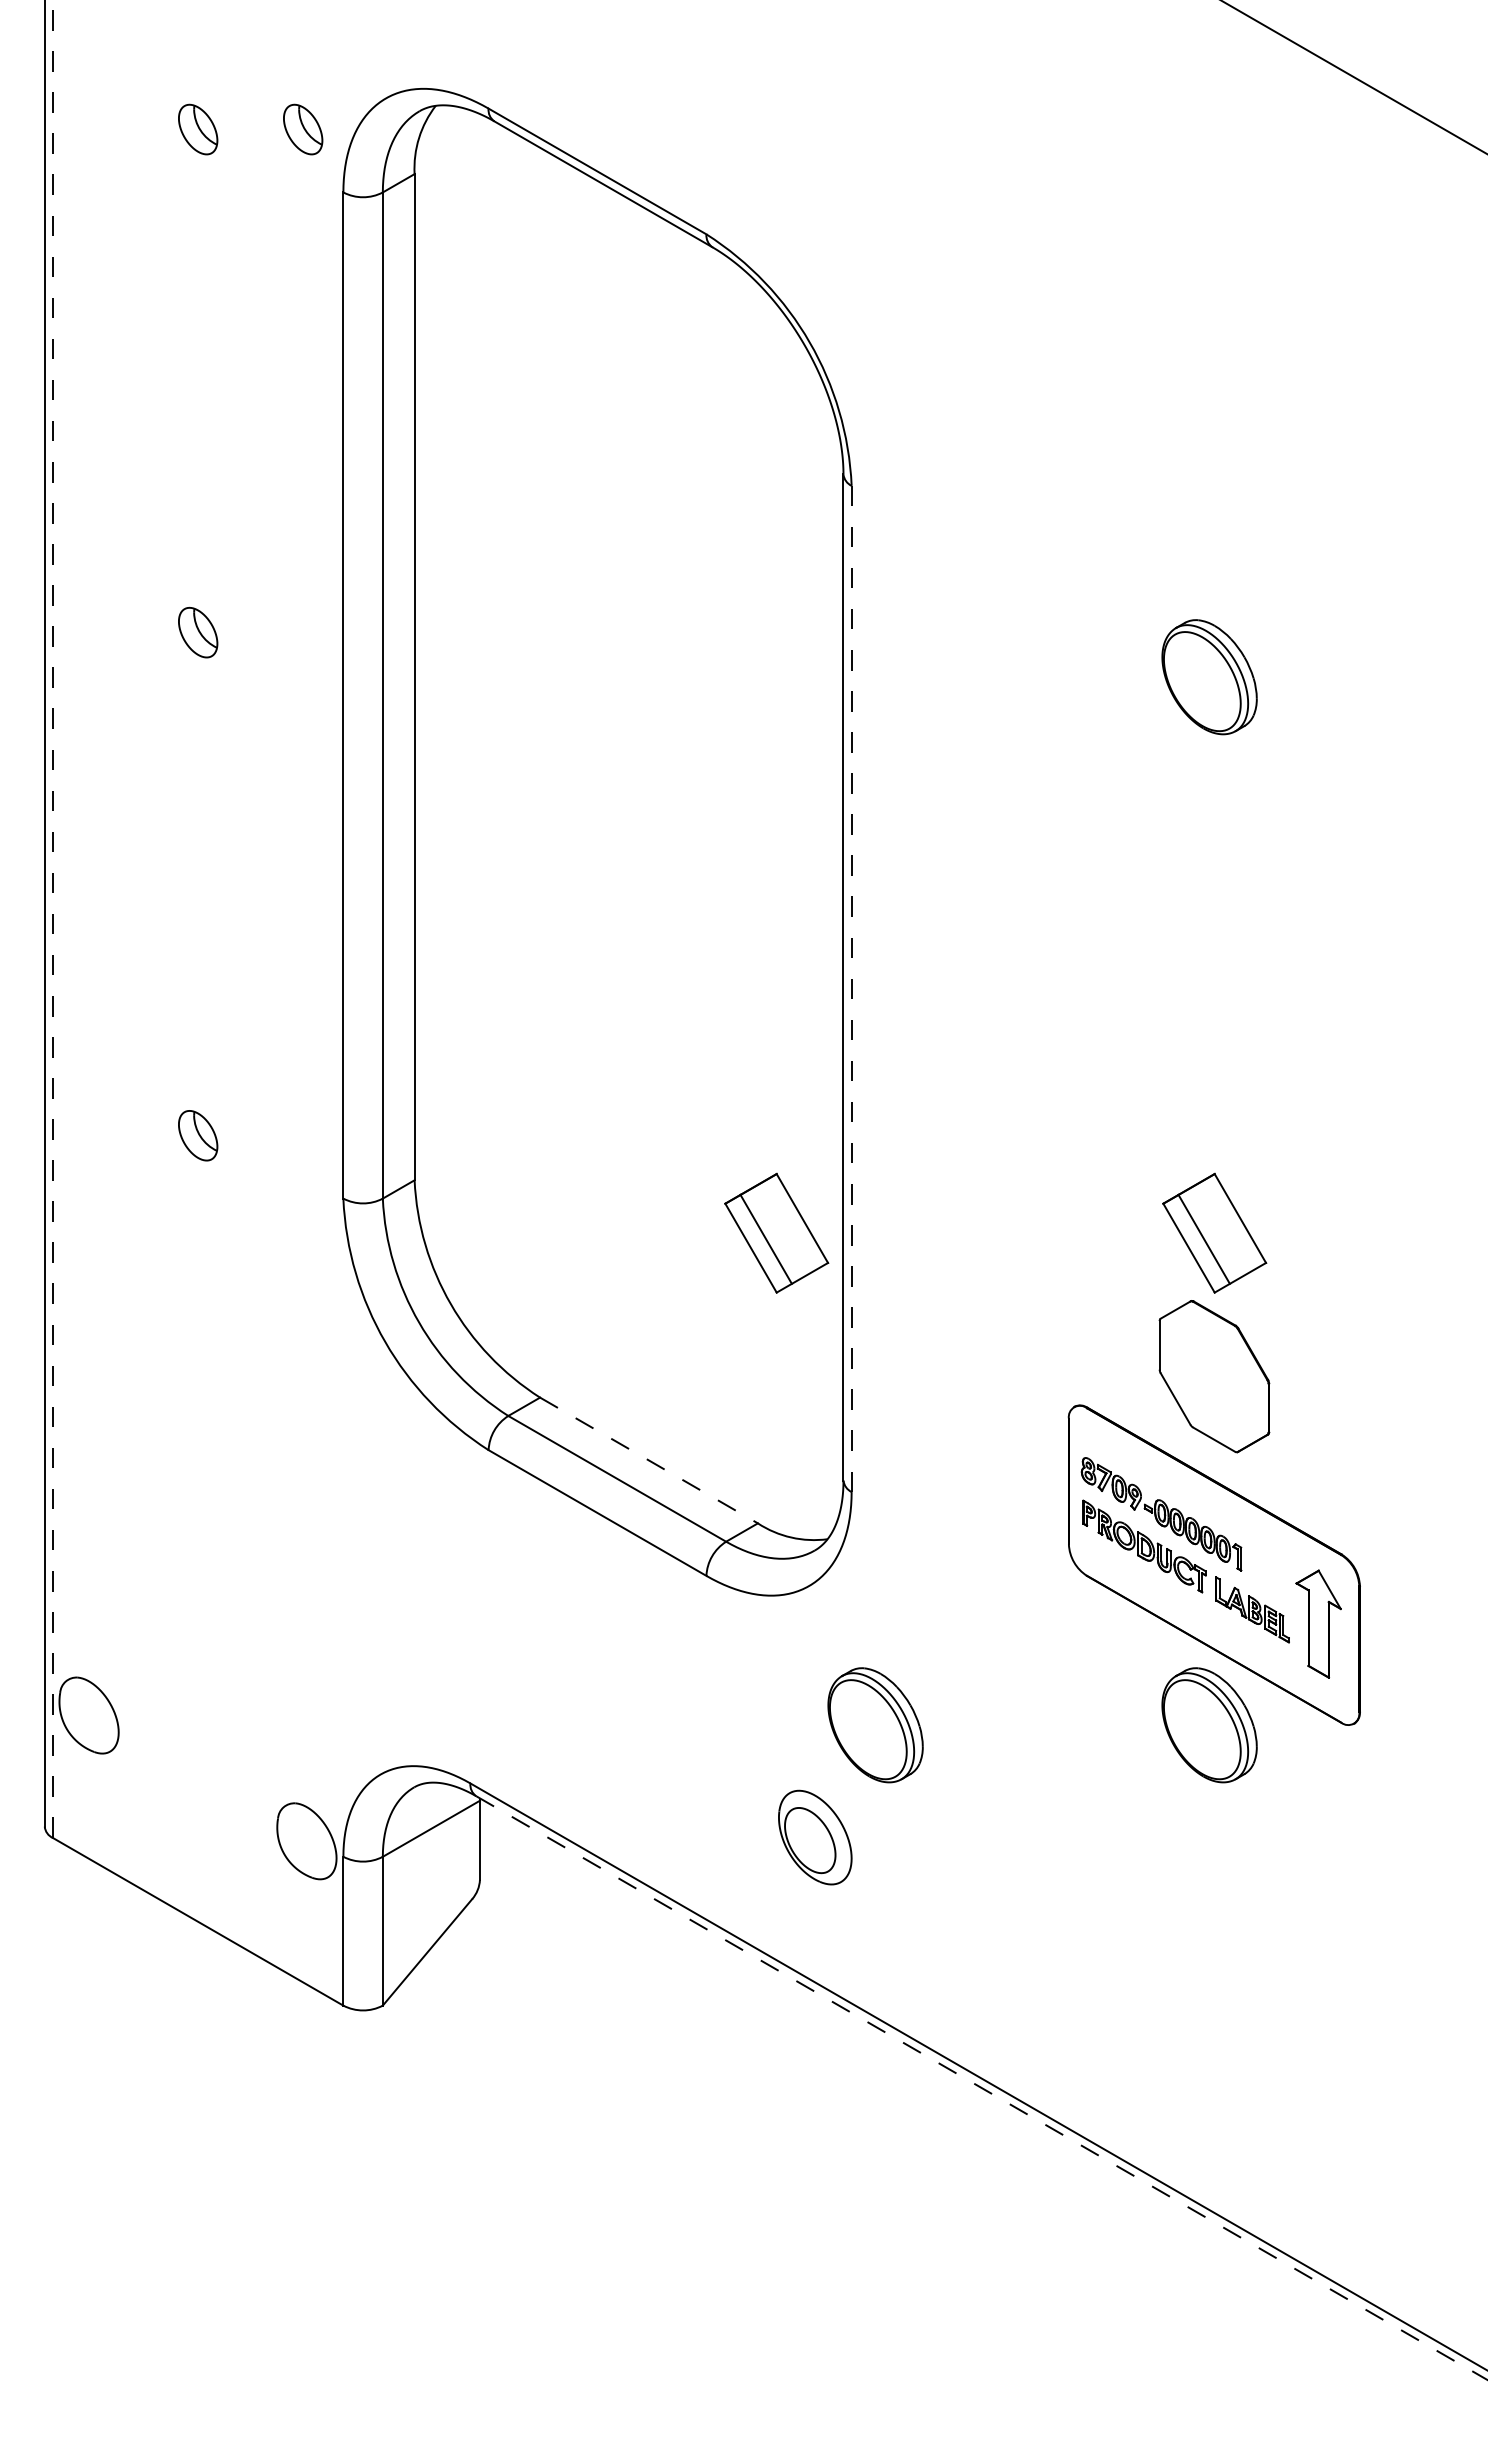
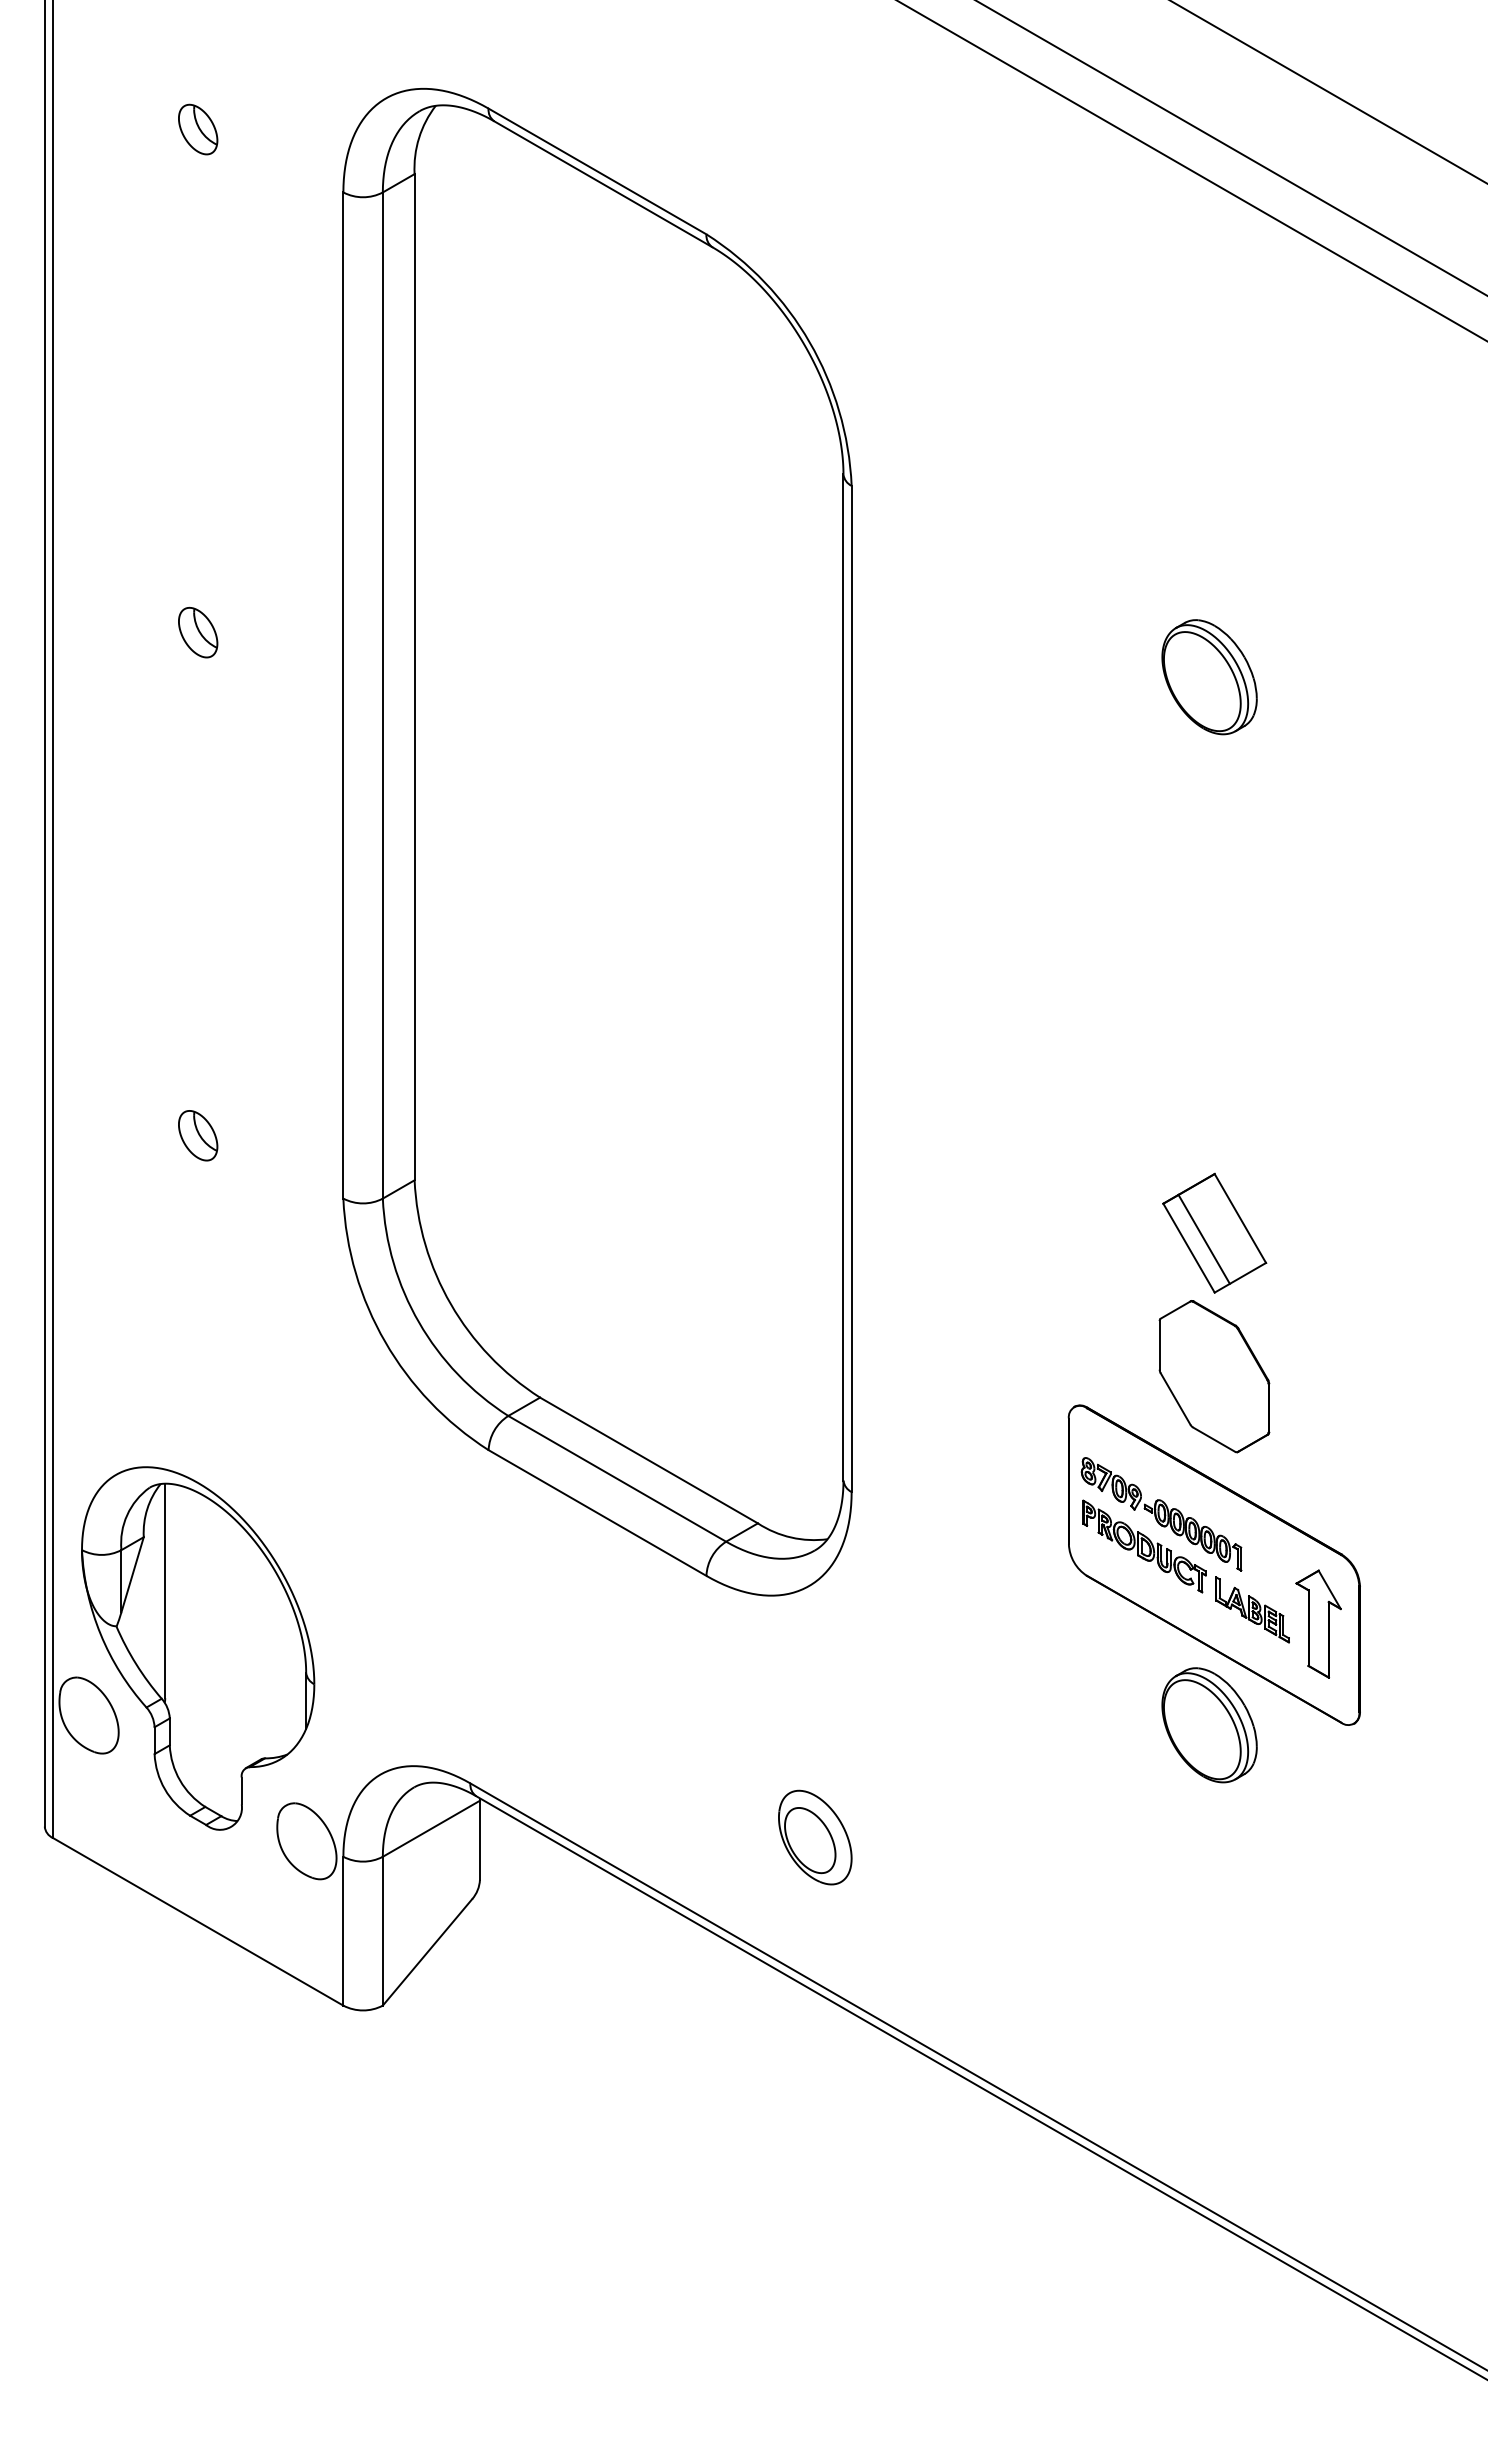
line position: (1354, 77) -> (1328, 92) (1328, 92)
part: present -> none (303, 129)
line: none -> present (1231, 148)
line: none -> present (1192, 170)
line: dashed -> solid (52, 919)
line: dashed -> solid (851, 988)
part: present -> none (776, 1232)
line: dashed -> solid (649, 1460)
part: none -> present (198, 1648)
part: present -> none (875, 1725)
line: dashed -> solid (981, 2088)
